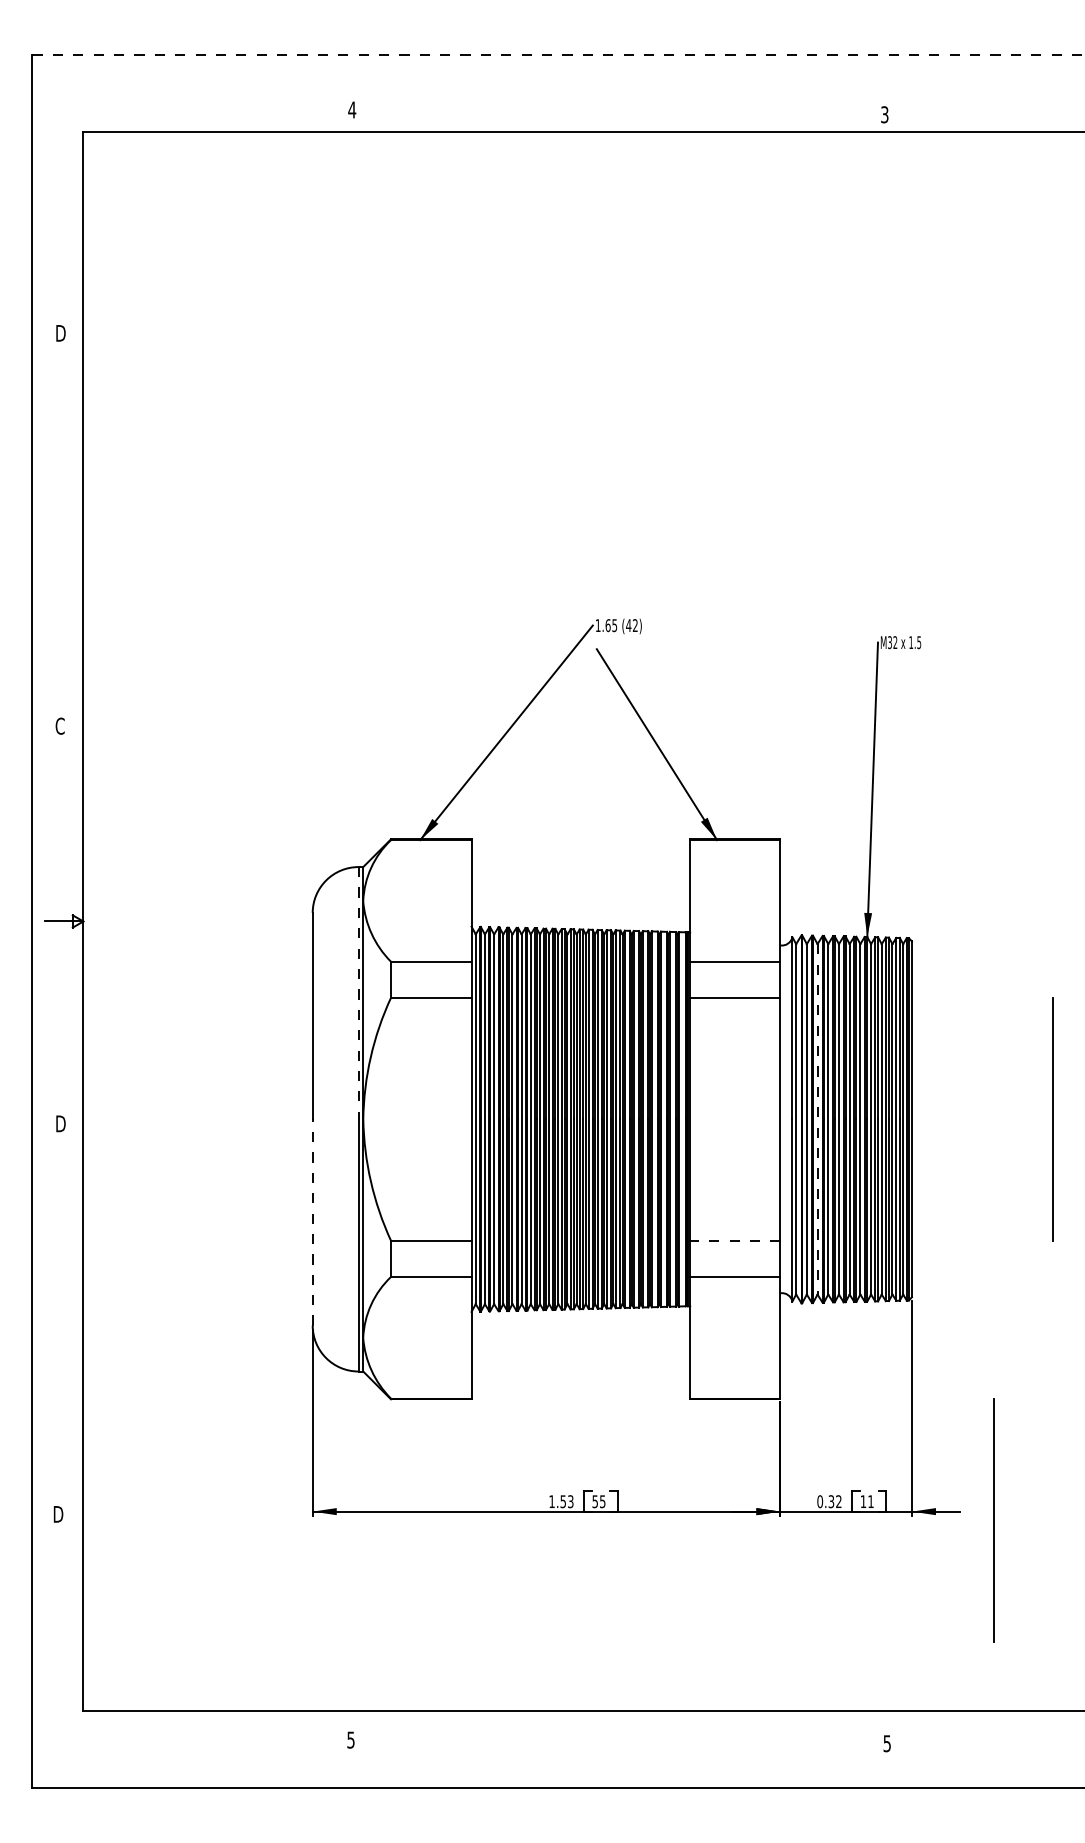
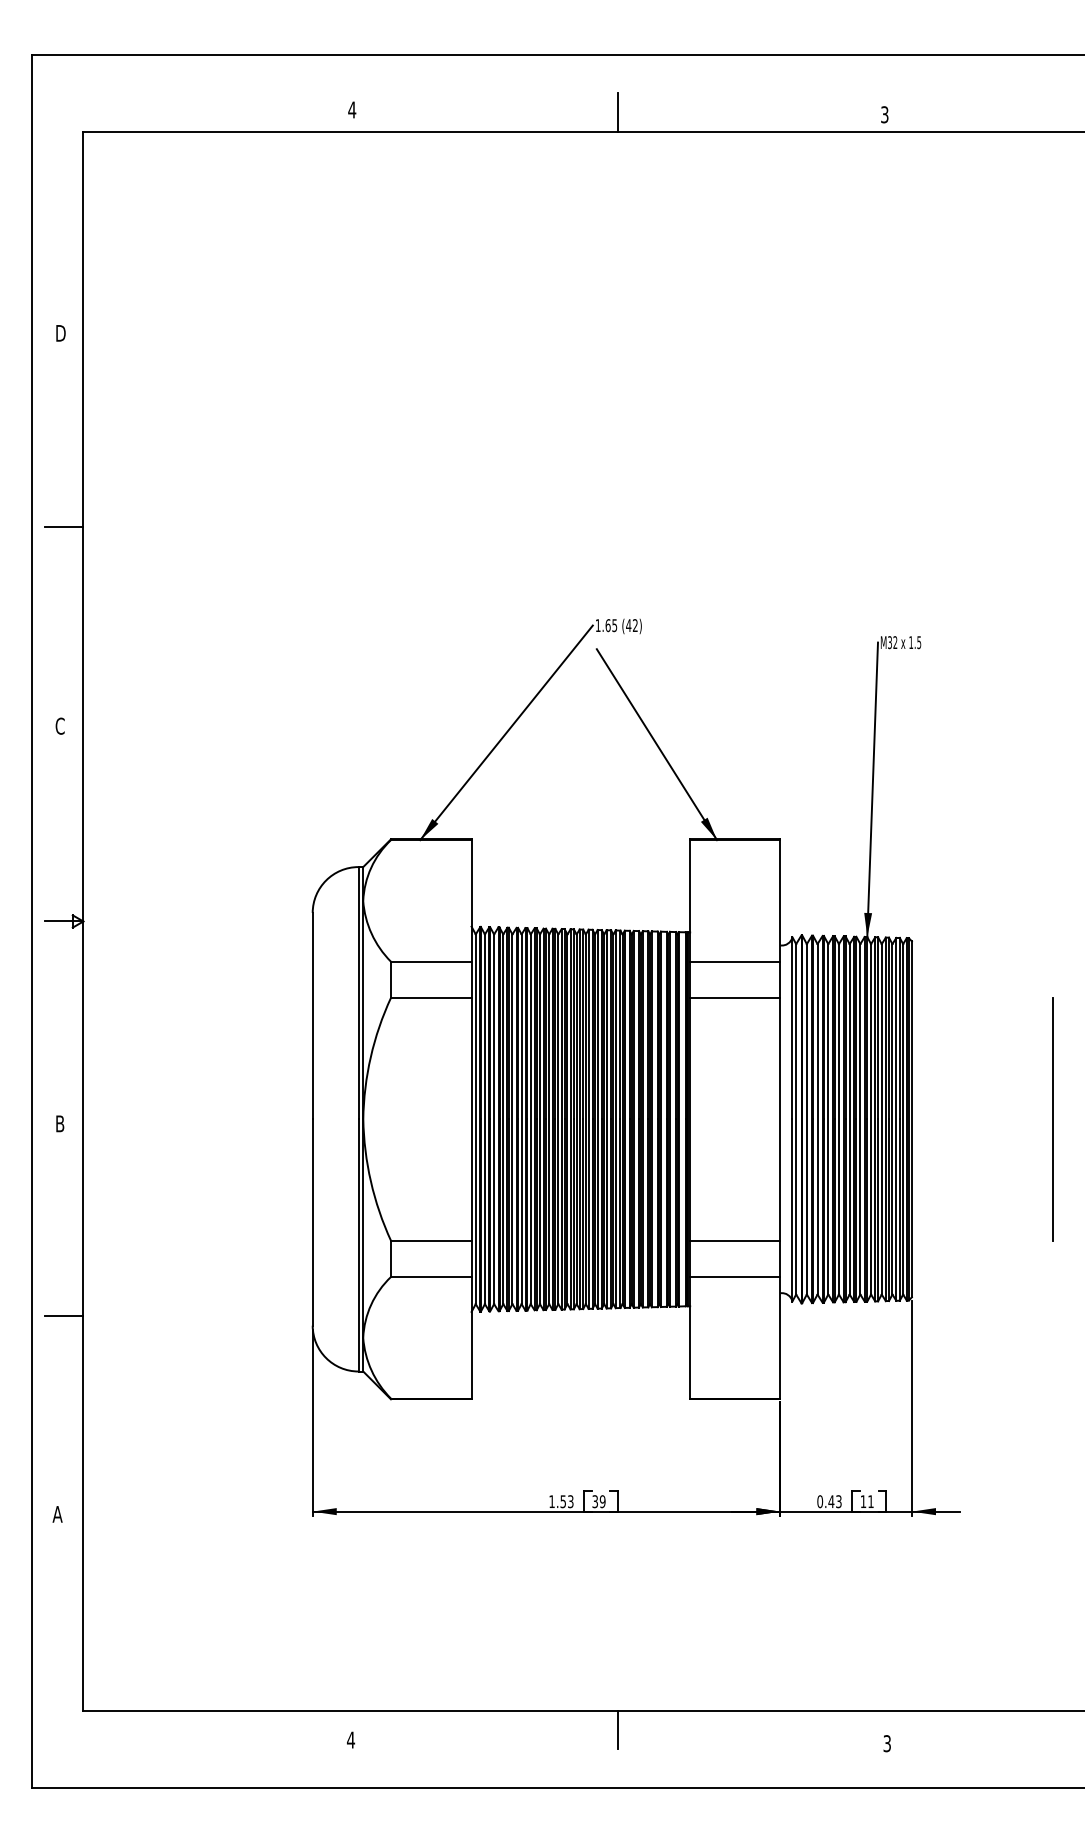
line: dashed -> solid (558, 55)
line: none -> present (618, 112)
line: none -> present (64, 526)
line: dashed -> solid (358, 993)
line: dashed -> solid (817, 1119)
text: D -> B (61, 1123)
line: dashed -> solid (312, 1221)
line: dashed -> solid (734, 1240)
line: none -> present (64, 1316)
text: 55 -> 39 (598, 1501)
text: 0.32 -> 0.43 (834, 1501)
text: D -> A (57, 1514)
line: present -> none (993, 1520)
line: none -> present (618, 1730)
text: 5 -> 4 (351, 1739)
text: 5 -> 3 (887, 1743)
